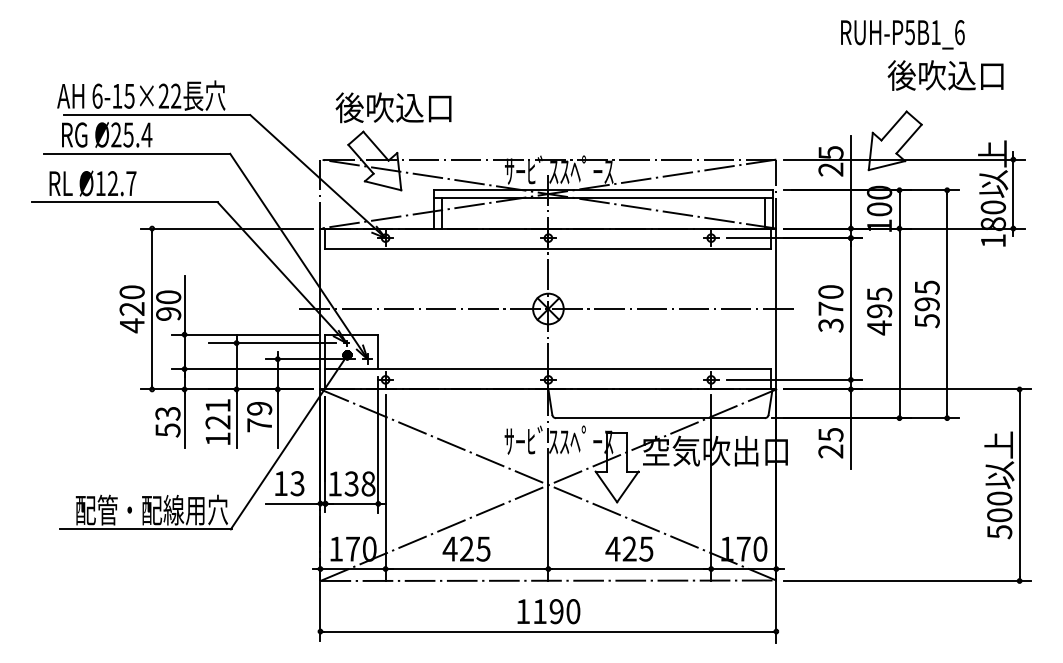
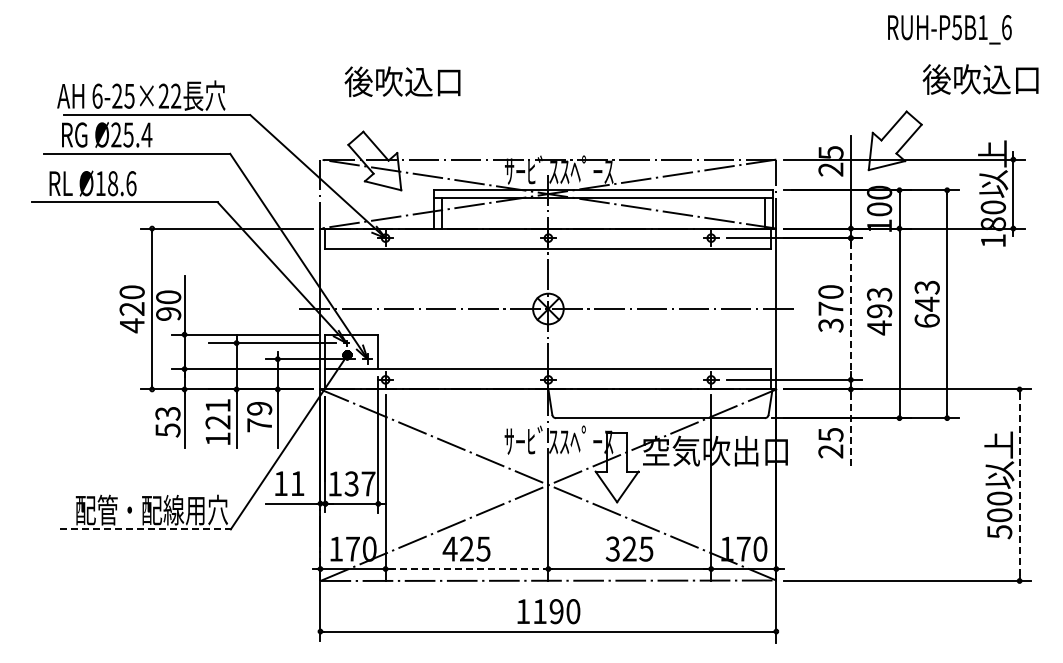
text position: (902, 34) -> (949, 29) (949, 29)
text position: (945, 75) -> (980, 79) (980, 79)
text: 6-15×22 -> 6-25×22 (117, 95)
text position: (393, 107) -> (402, 81) (402, 81)
text: Ø12.7 -> Ø18.6 (122, 183)
text: 495 -> 493 (879, 294)
text: 595 -> 643 (926, 304)
line: solid -> dashed (850, 309)
line: solid -> dashed (850, 430)
text: 13 -> 11 (297, 483)
text: 138 -> 137 (368, 483)
line: solid -> dashed (1019, 485)
line: solid -> dashed (146, 529)
text: 425 -> 325 (612, 548)
line: solid -> dashed (467, 569)
